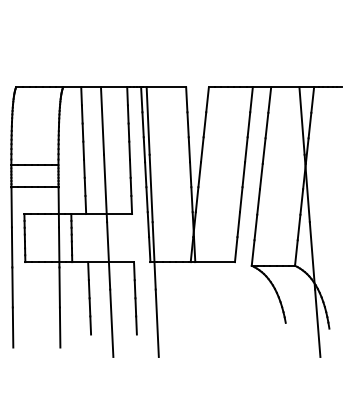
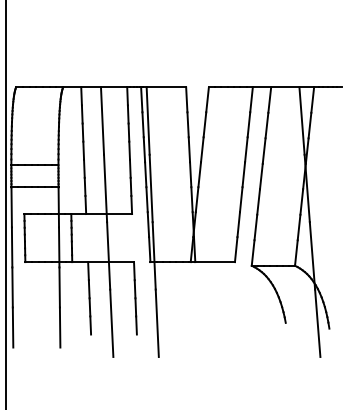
line: none -> present (6, 204)
